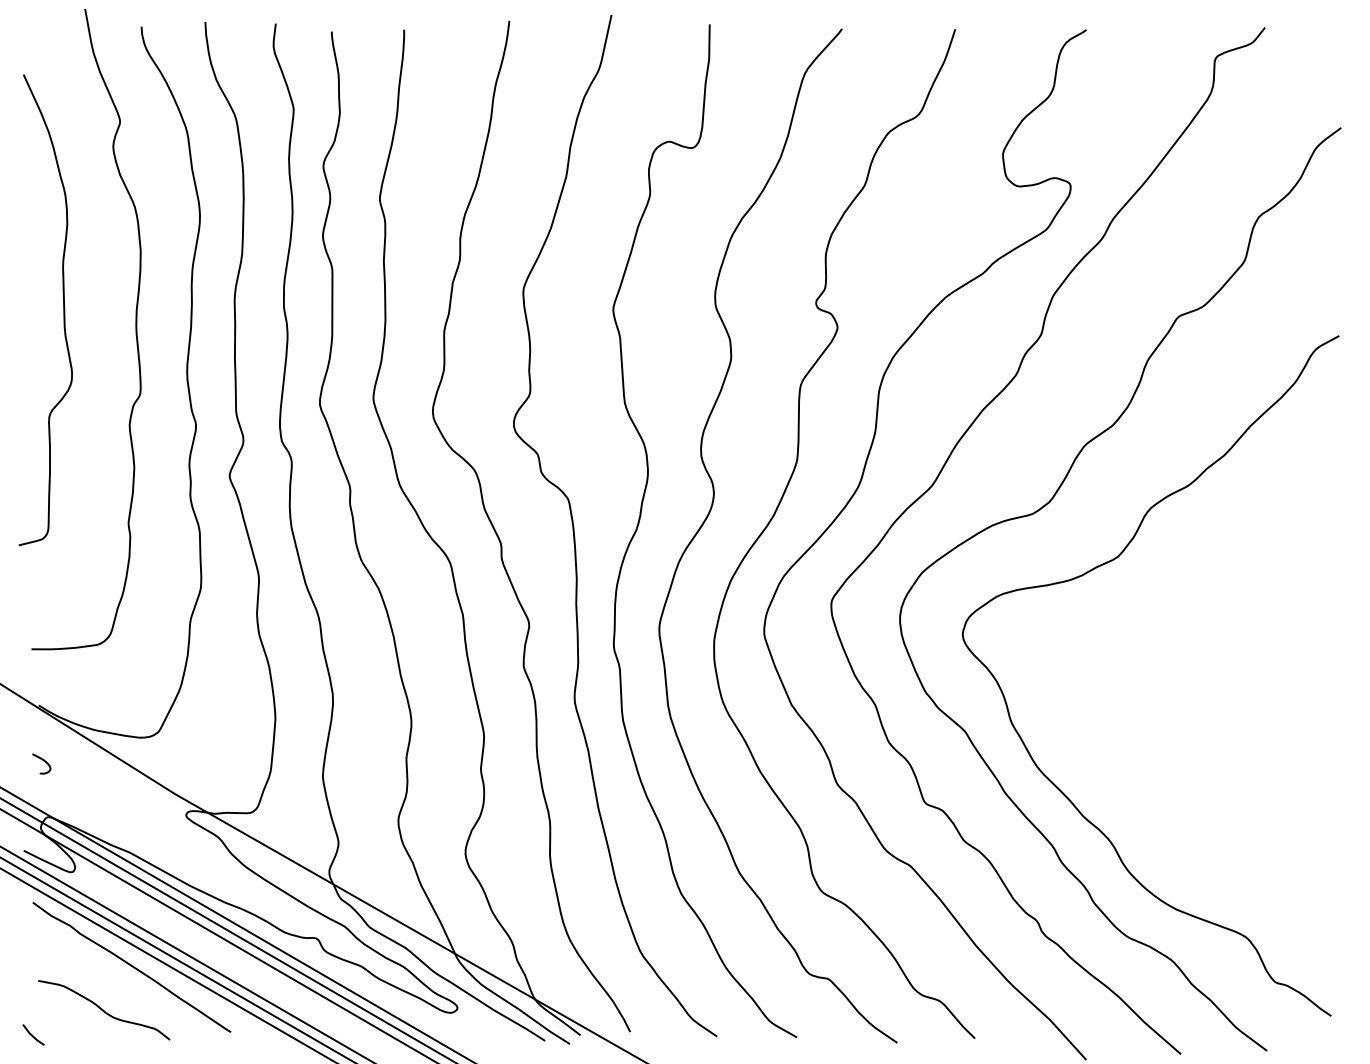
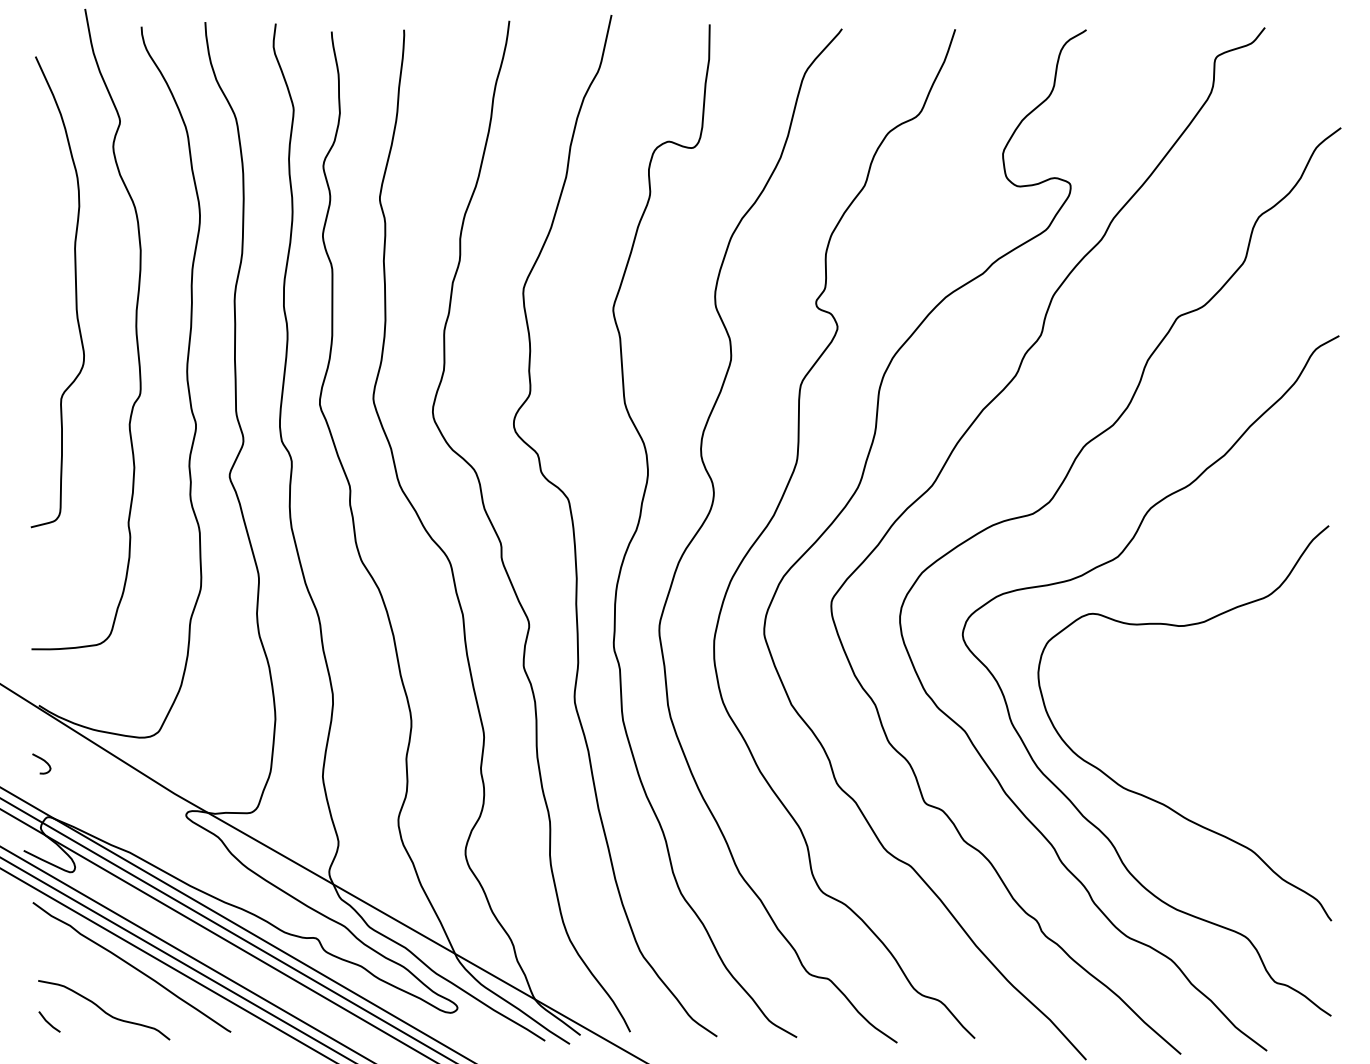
curve position: (63, 310) -> (75, 292) (75, 292)
curve: none -> present (1150, 797)
line position: (32, 1034) -> (48, 1021) (48, 1021)
